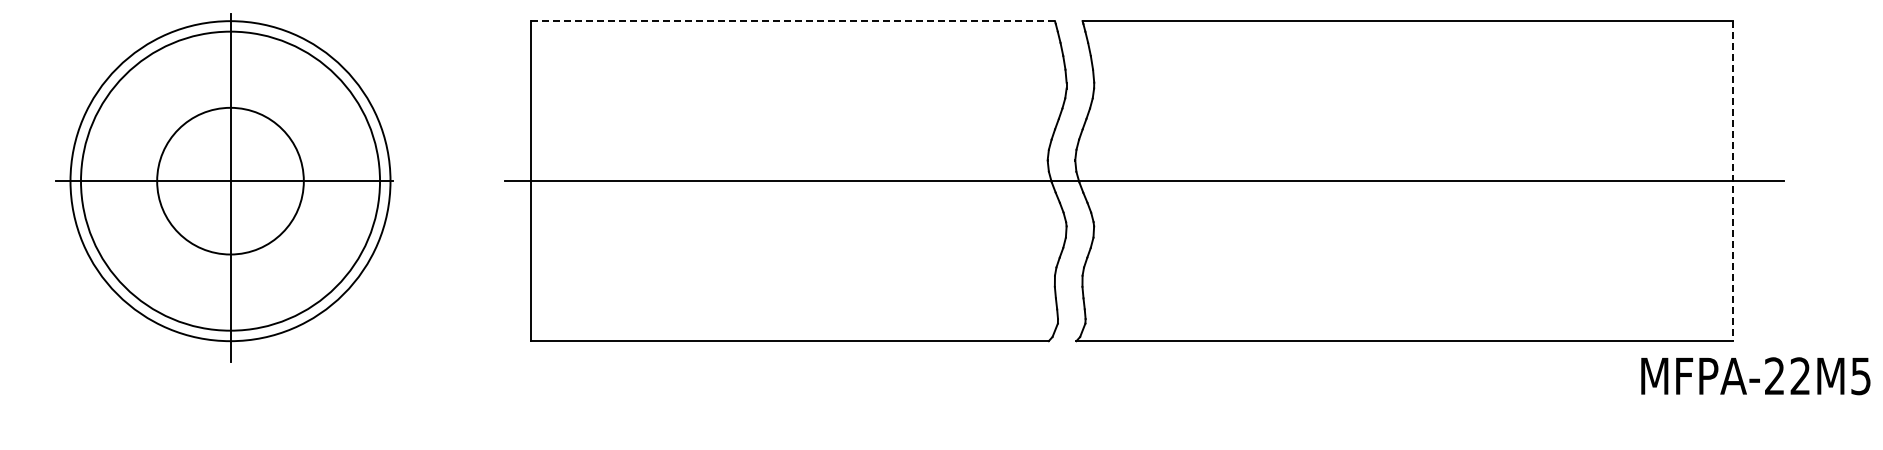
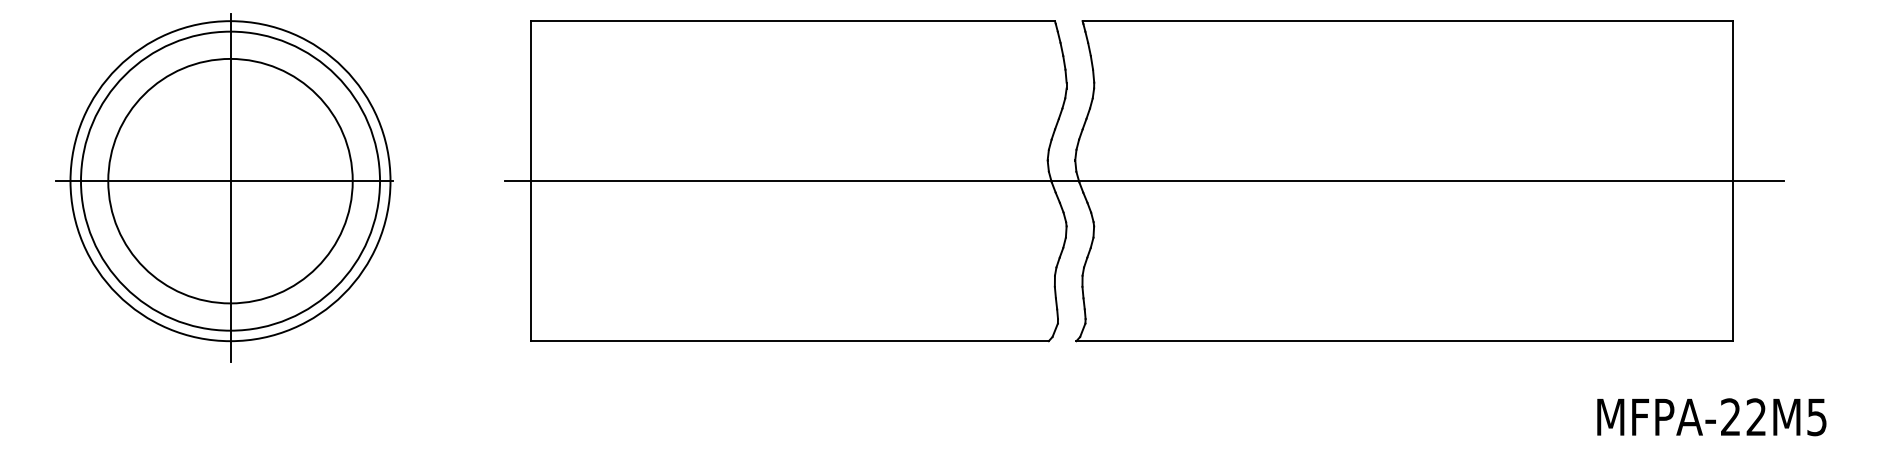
line: dashed -> solid (793, 21)
circle diameter: 147 px -> 244 px (230, 180)
line: dashed -> solid (1732, 181)
text position: (1755, 376) -> (1711, 417) (1711, 417)
